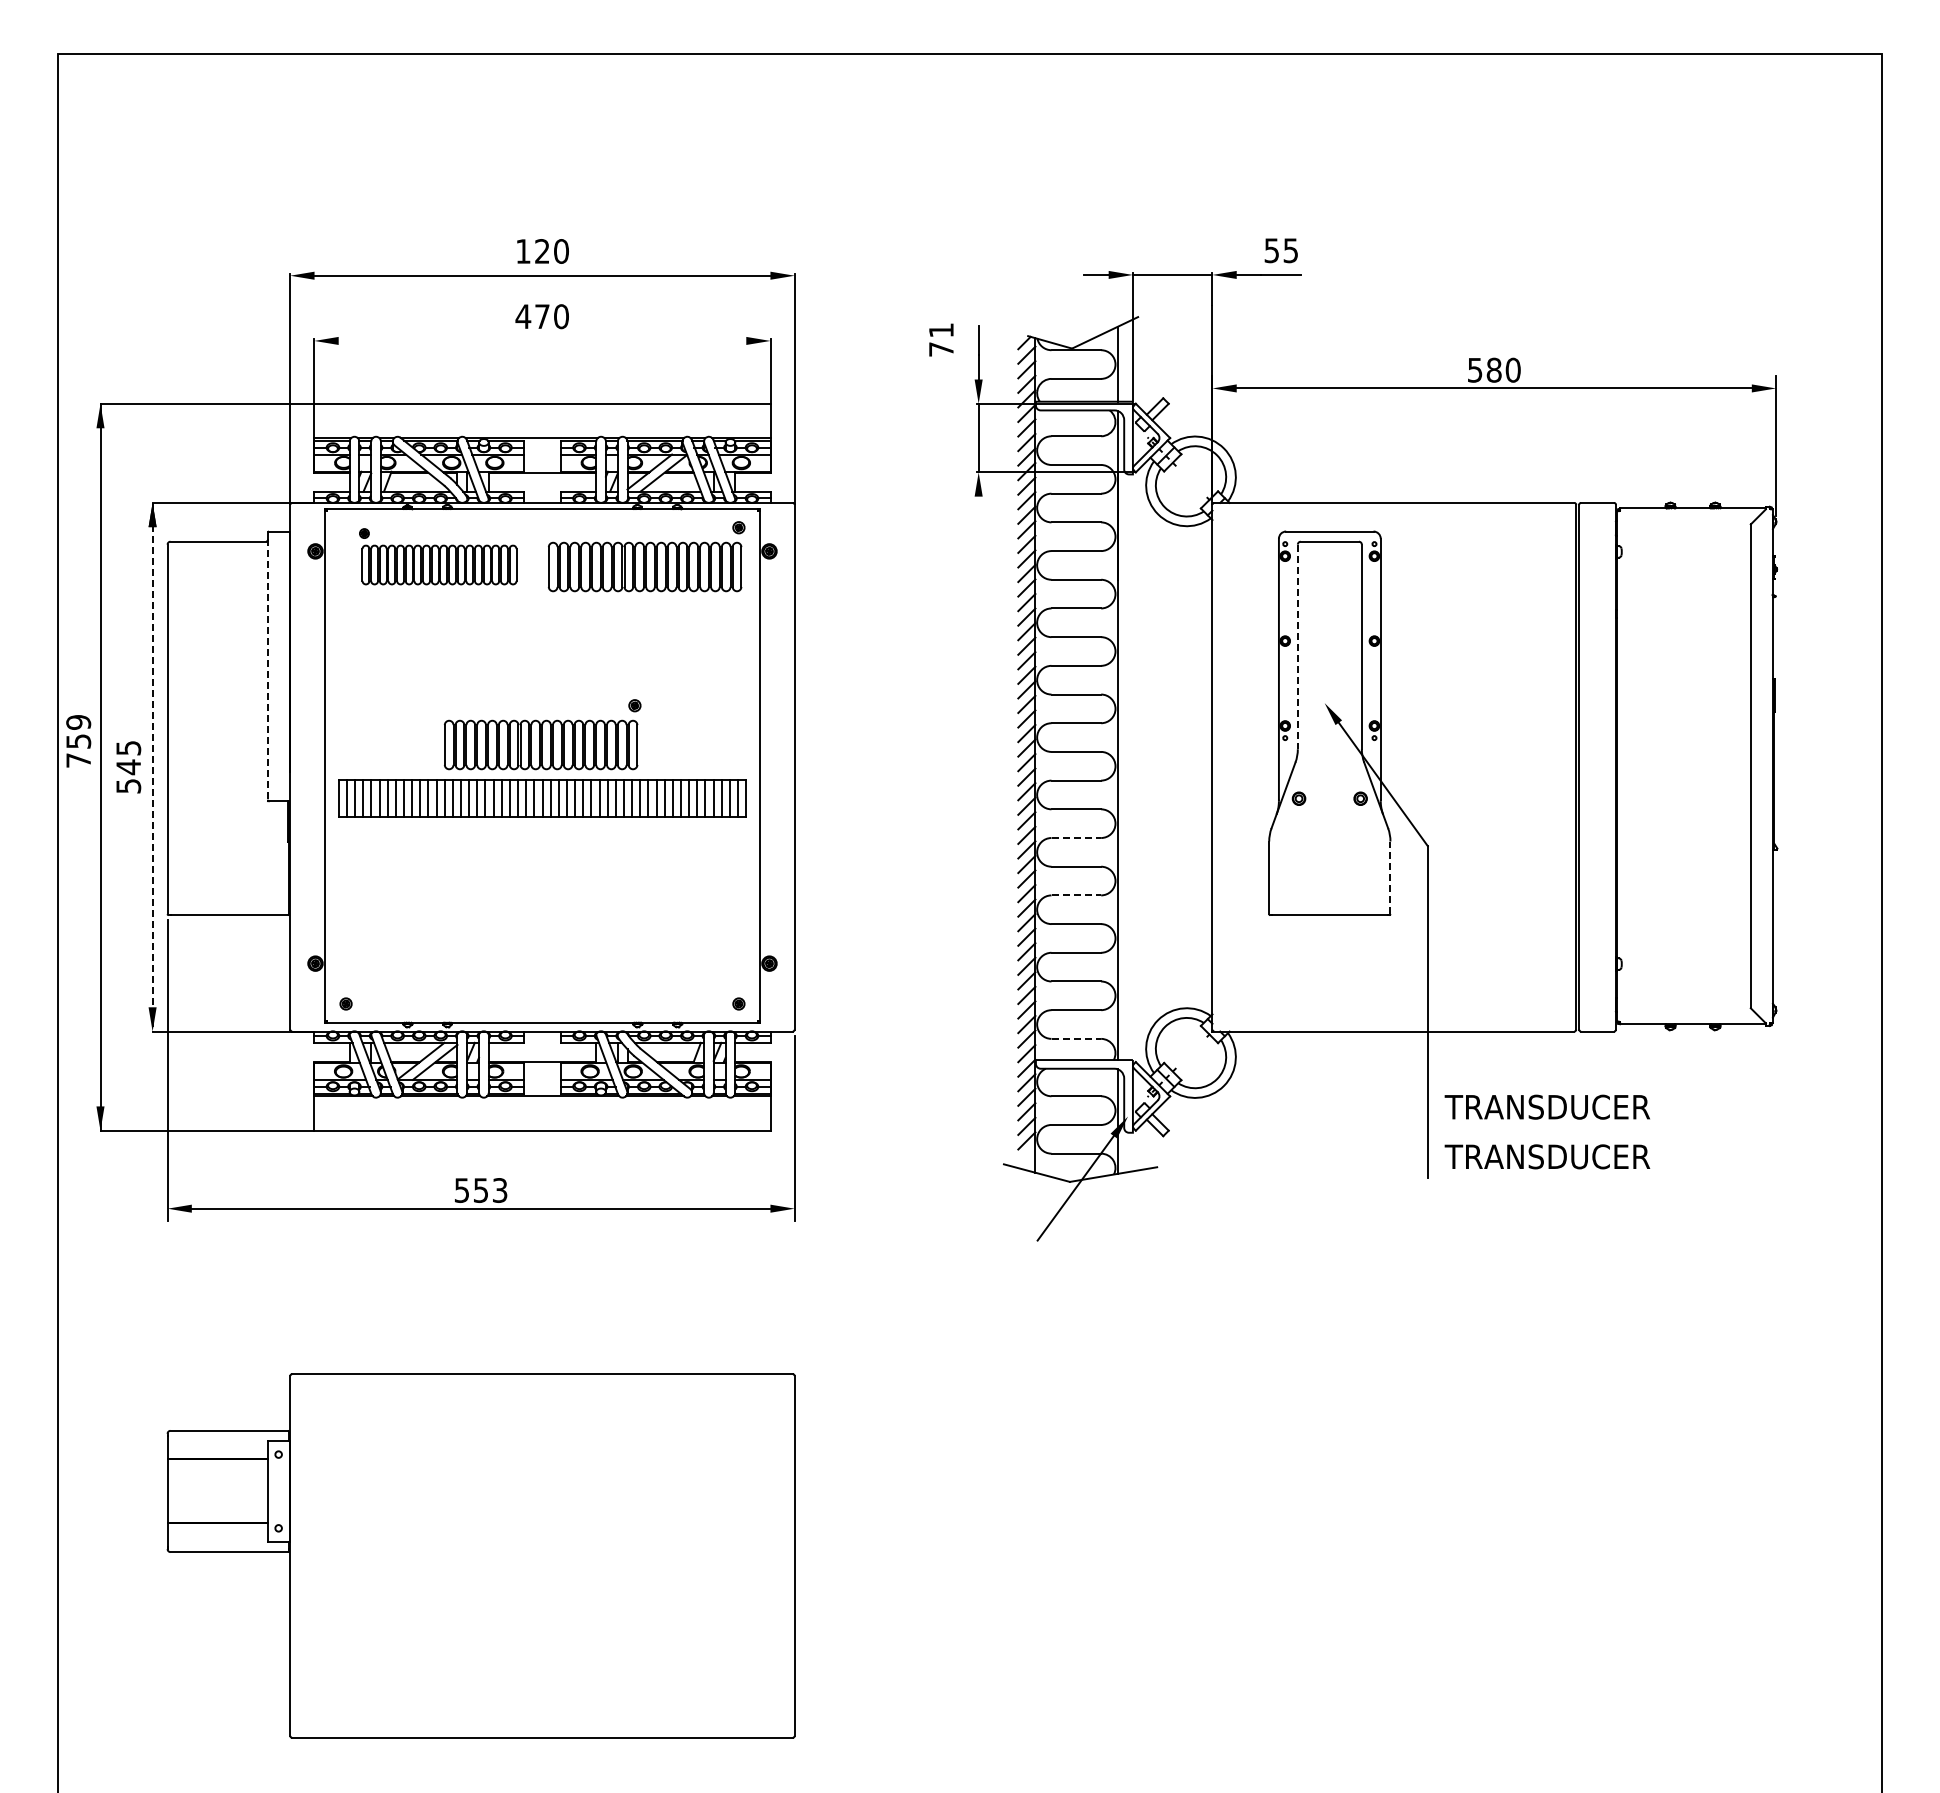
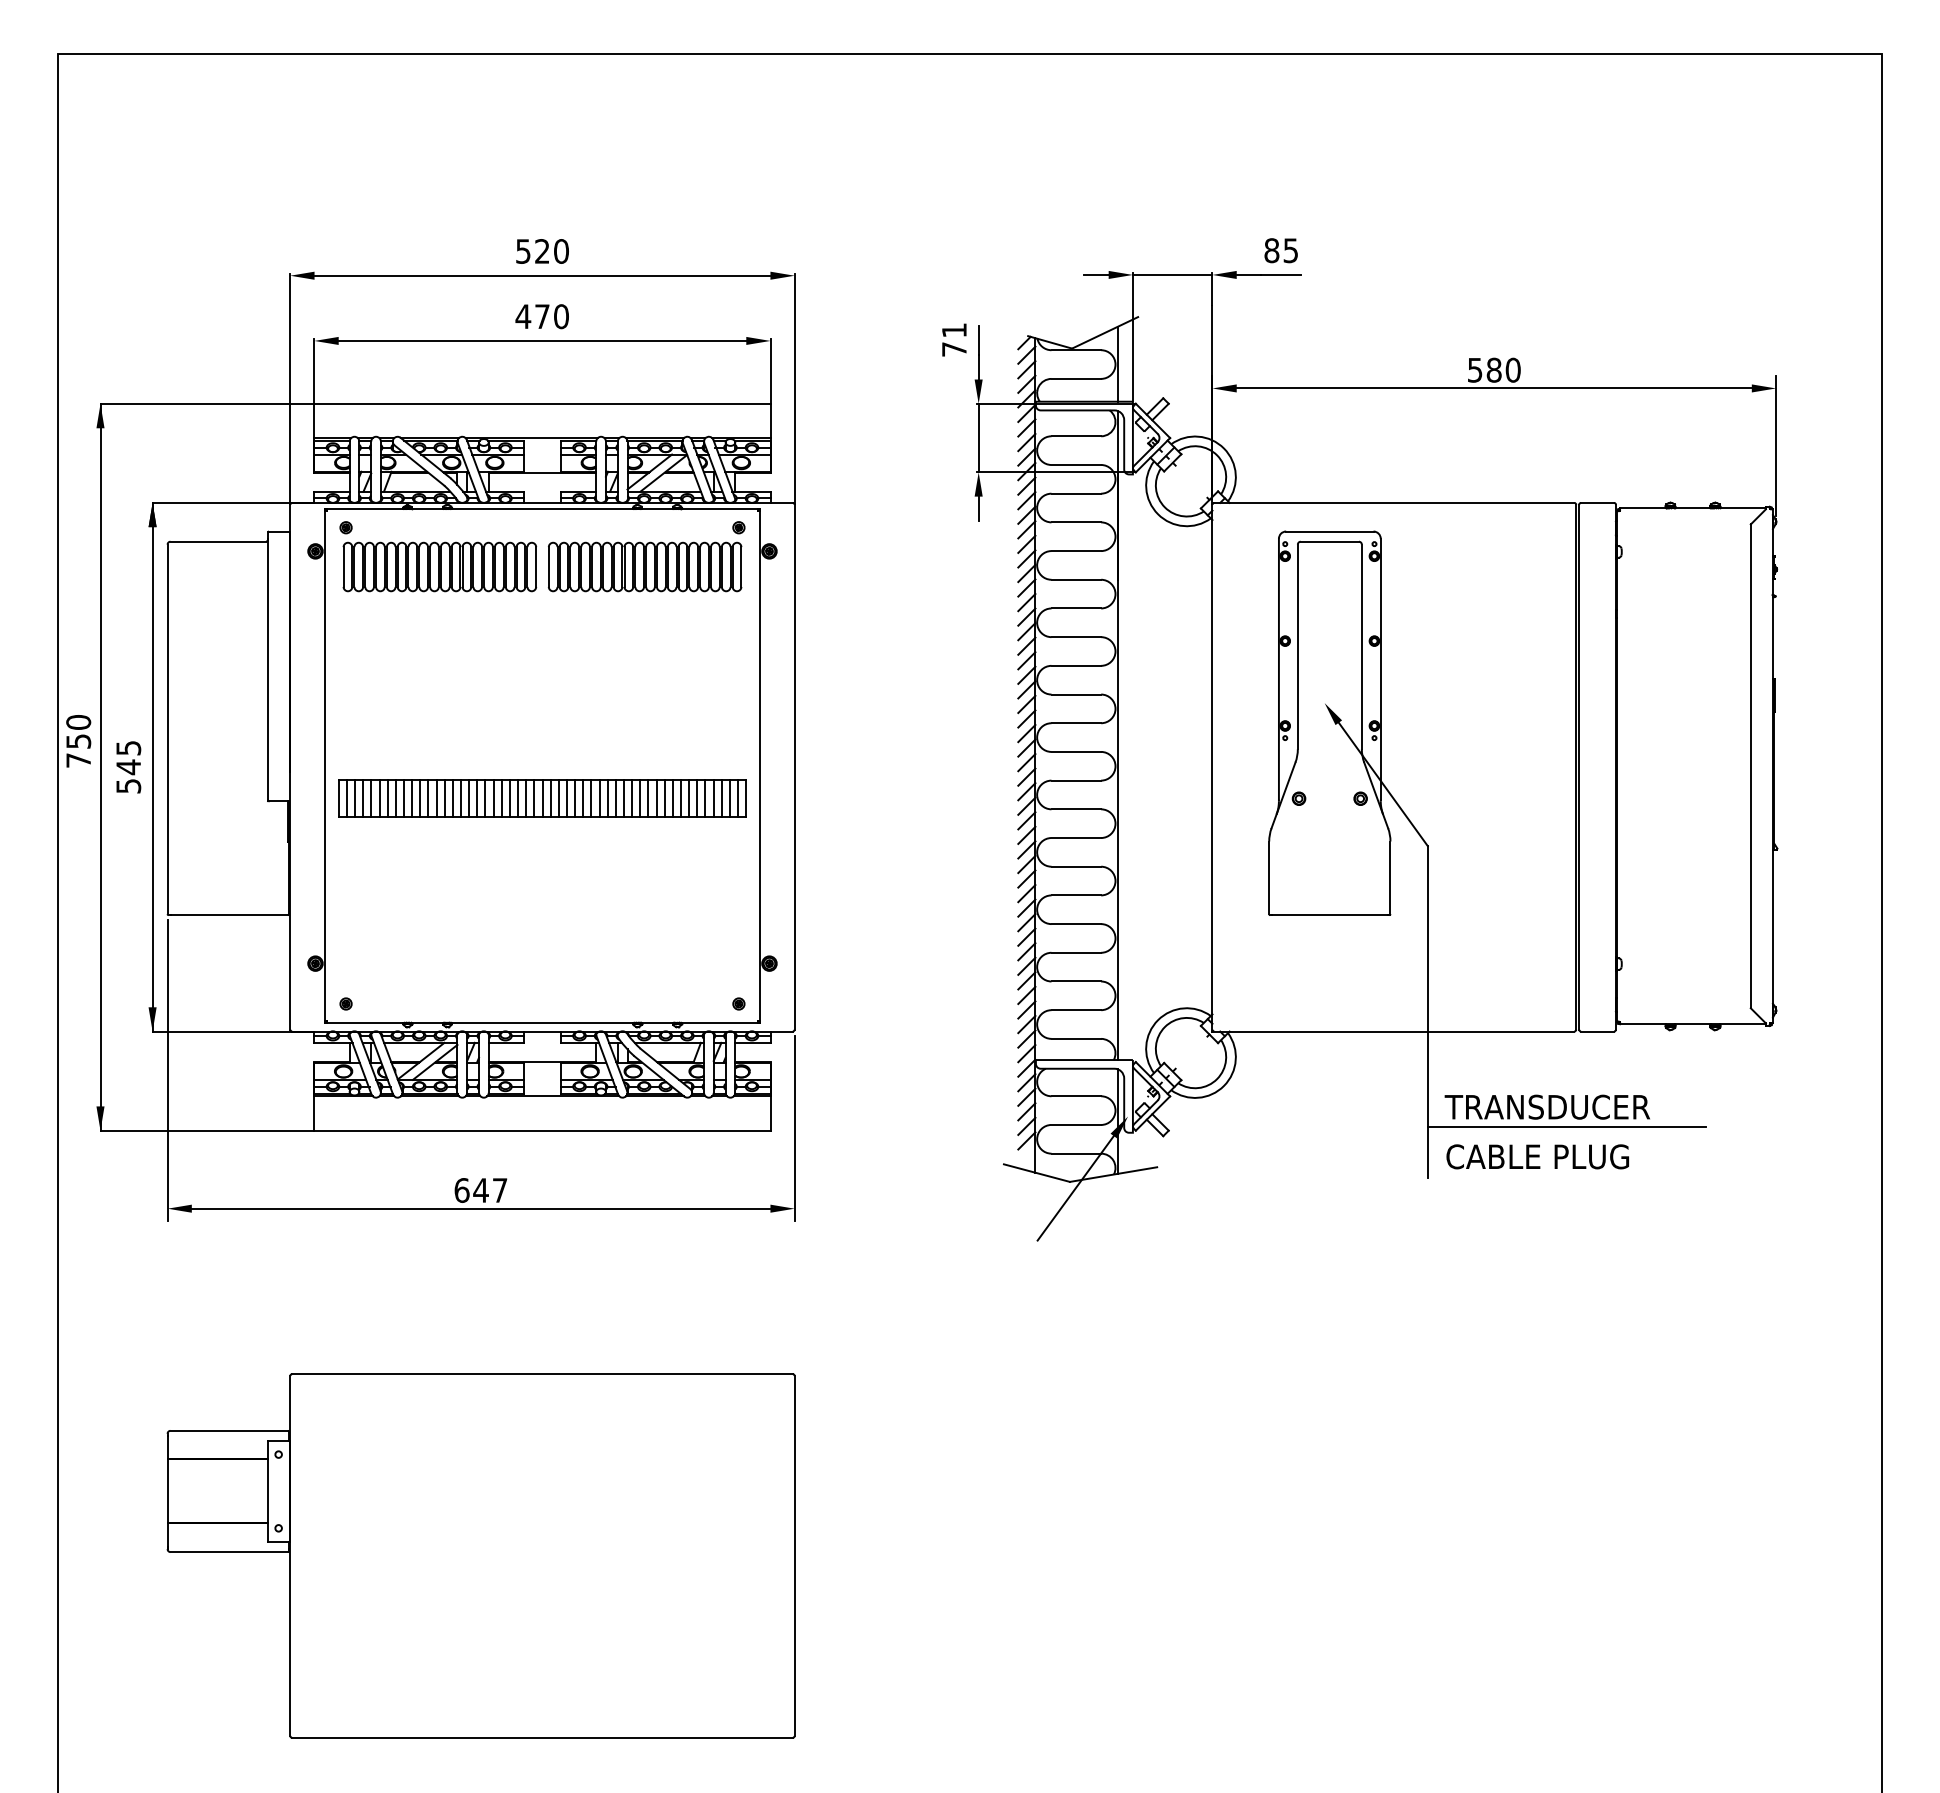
text: 55 -> 85 (1271, 250)
text: 120 -> 520 (523, 251)
text position: (941, 339) -> (954, 339) (954, 339)
line: none -> present (542, 340)
line: none -> present (978, 508)
part size: 159x58 px -> 198x72 px (437, 556)
line: dashed -> solid (1297, 647)
line: dashed -> solid (267, 669)
text: 759 -> 750 (78, 722)
part: present -> none (542, 734)
line: dashed -> solid (152, 767)
line: dashed -> solid (1076, 838)
line: dashed -> solid (1390, 877)
line: dashed -> solid (1076, 895)
line: dashed -> solid (1076, 1038)
line: none -> present (1566, 1126)
text: TRANSDUCER -> CABLE PLUG (1547, 1156)
text: 553 -> 647 (480, 1190)
